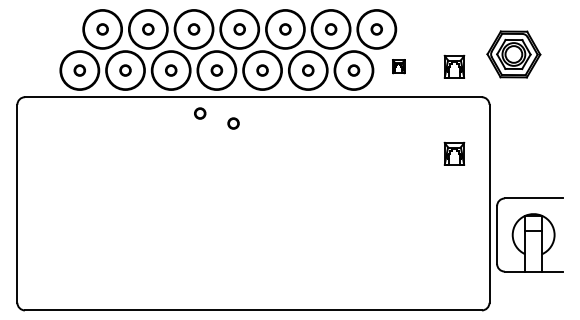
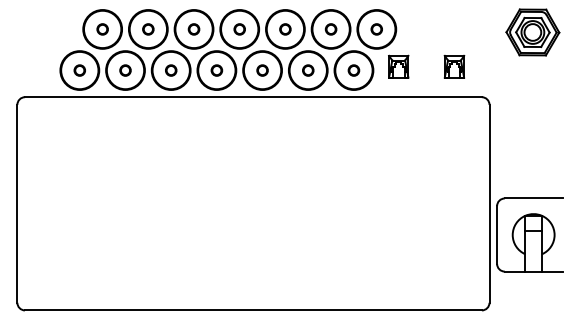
part position: (513, 54) -> (532, 32) (532, 32)
part size: 14x16 px -> 22x25 px (398, 66)
circle: present -> none (200, 113)
circle: present -> none (233, 123)
part: present -> none (454, 153)
